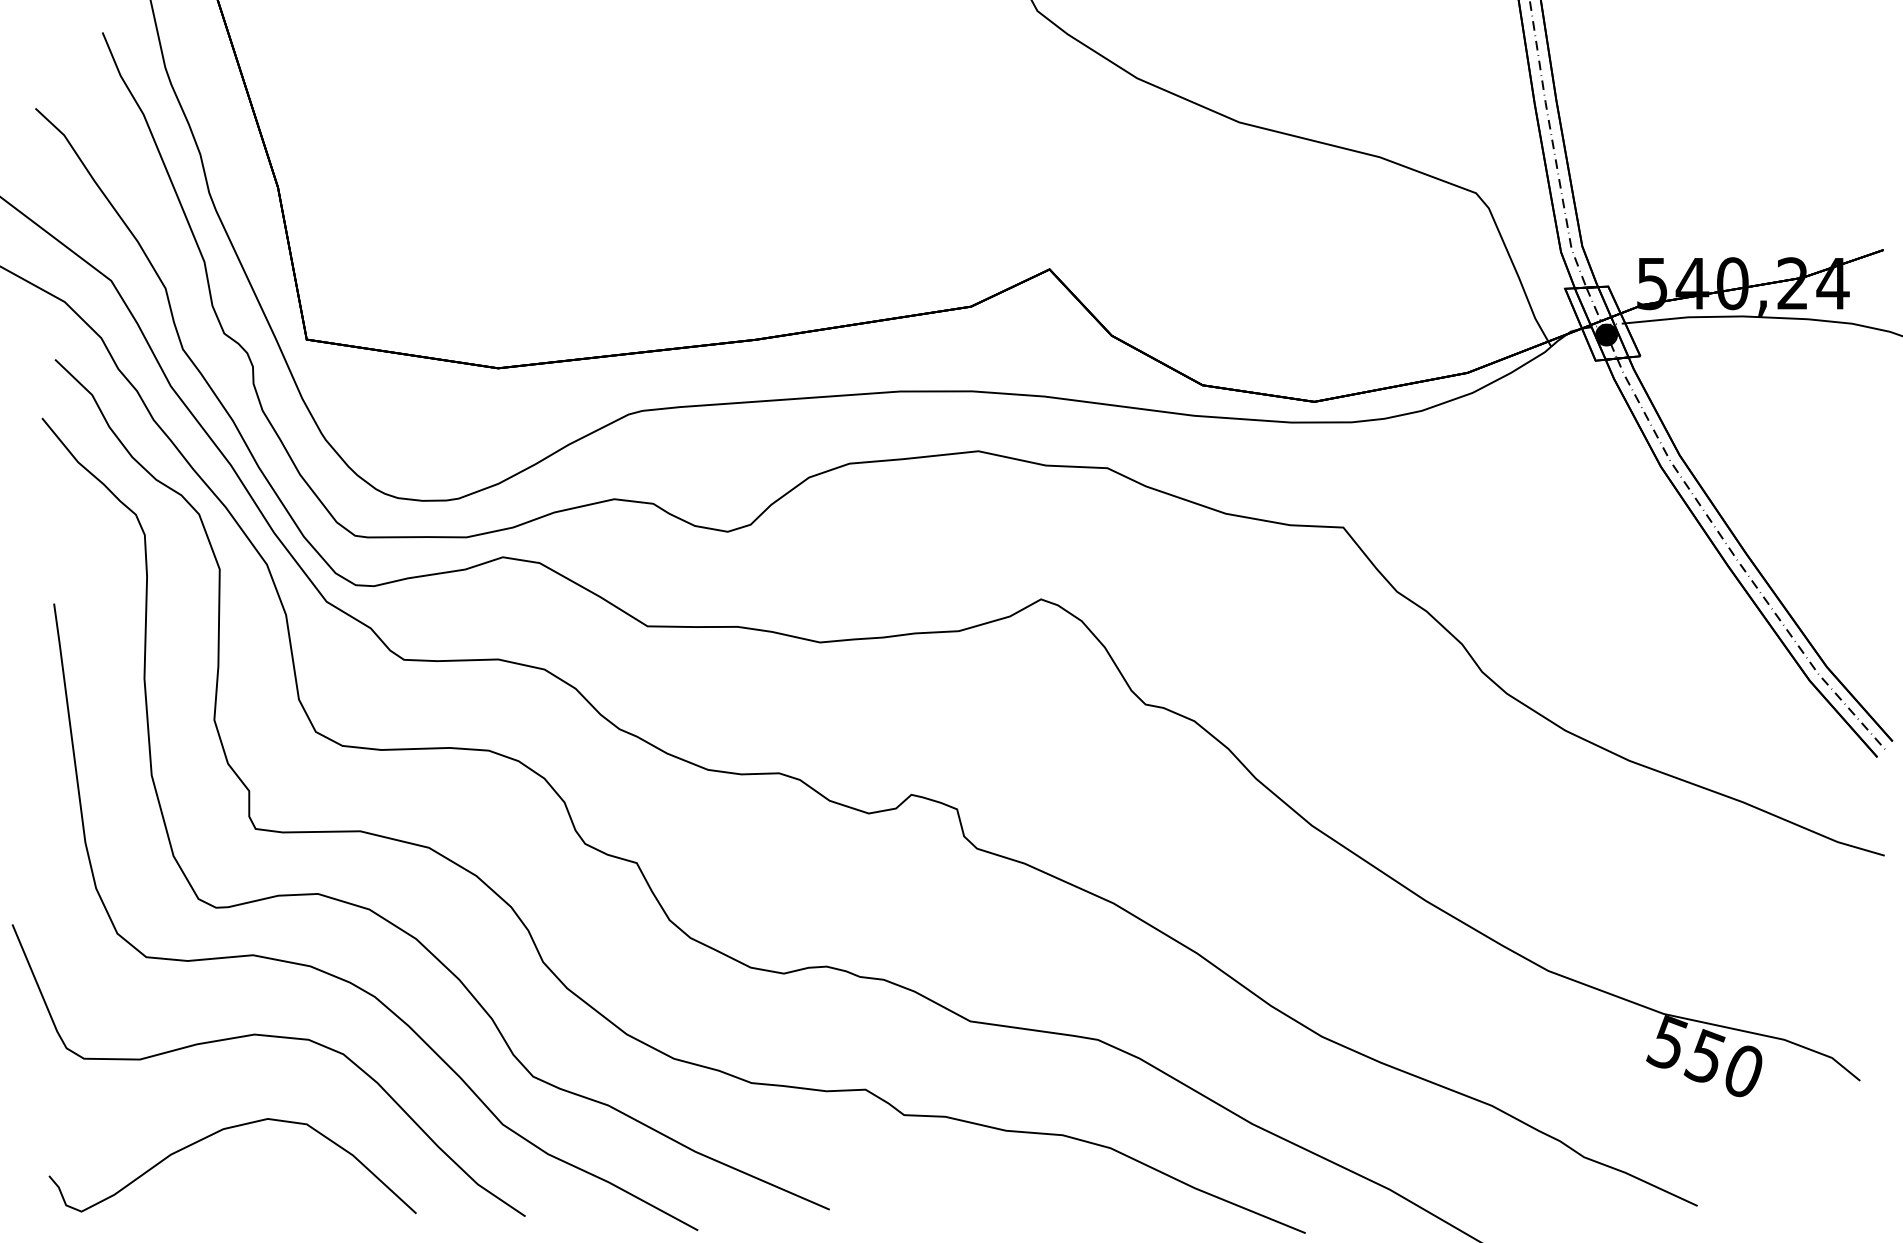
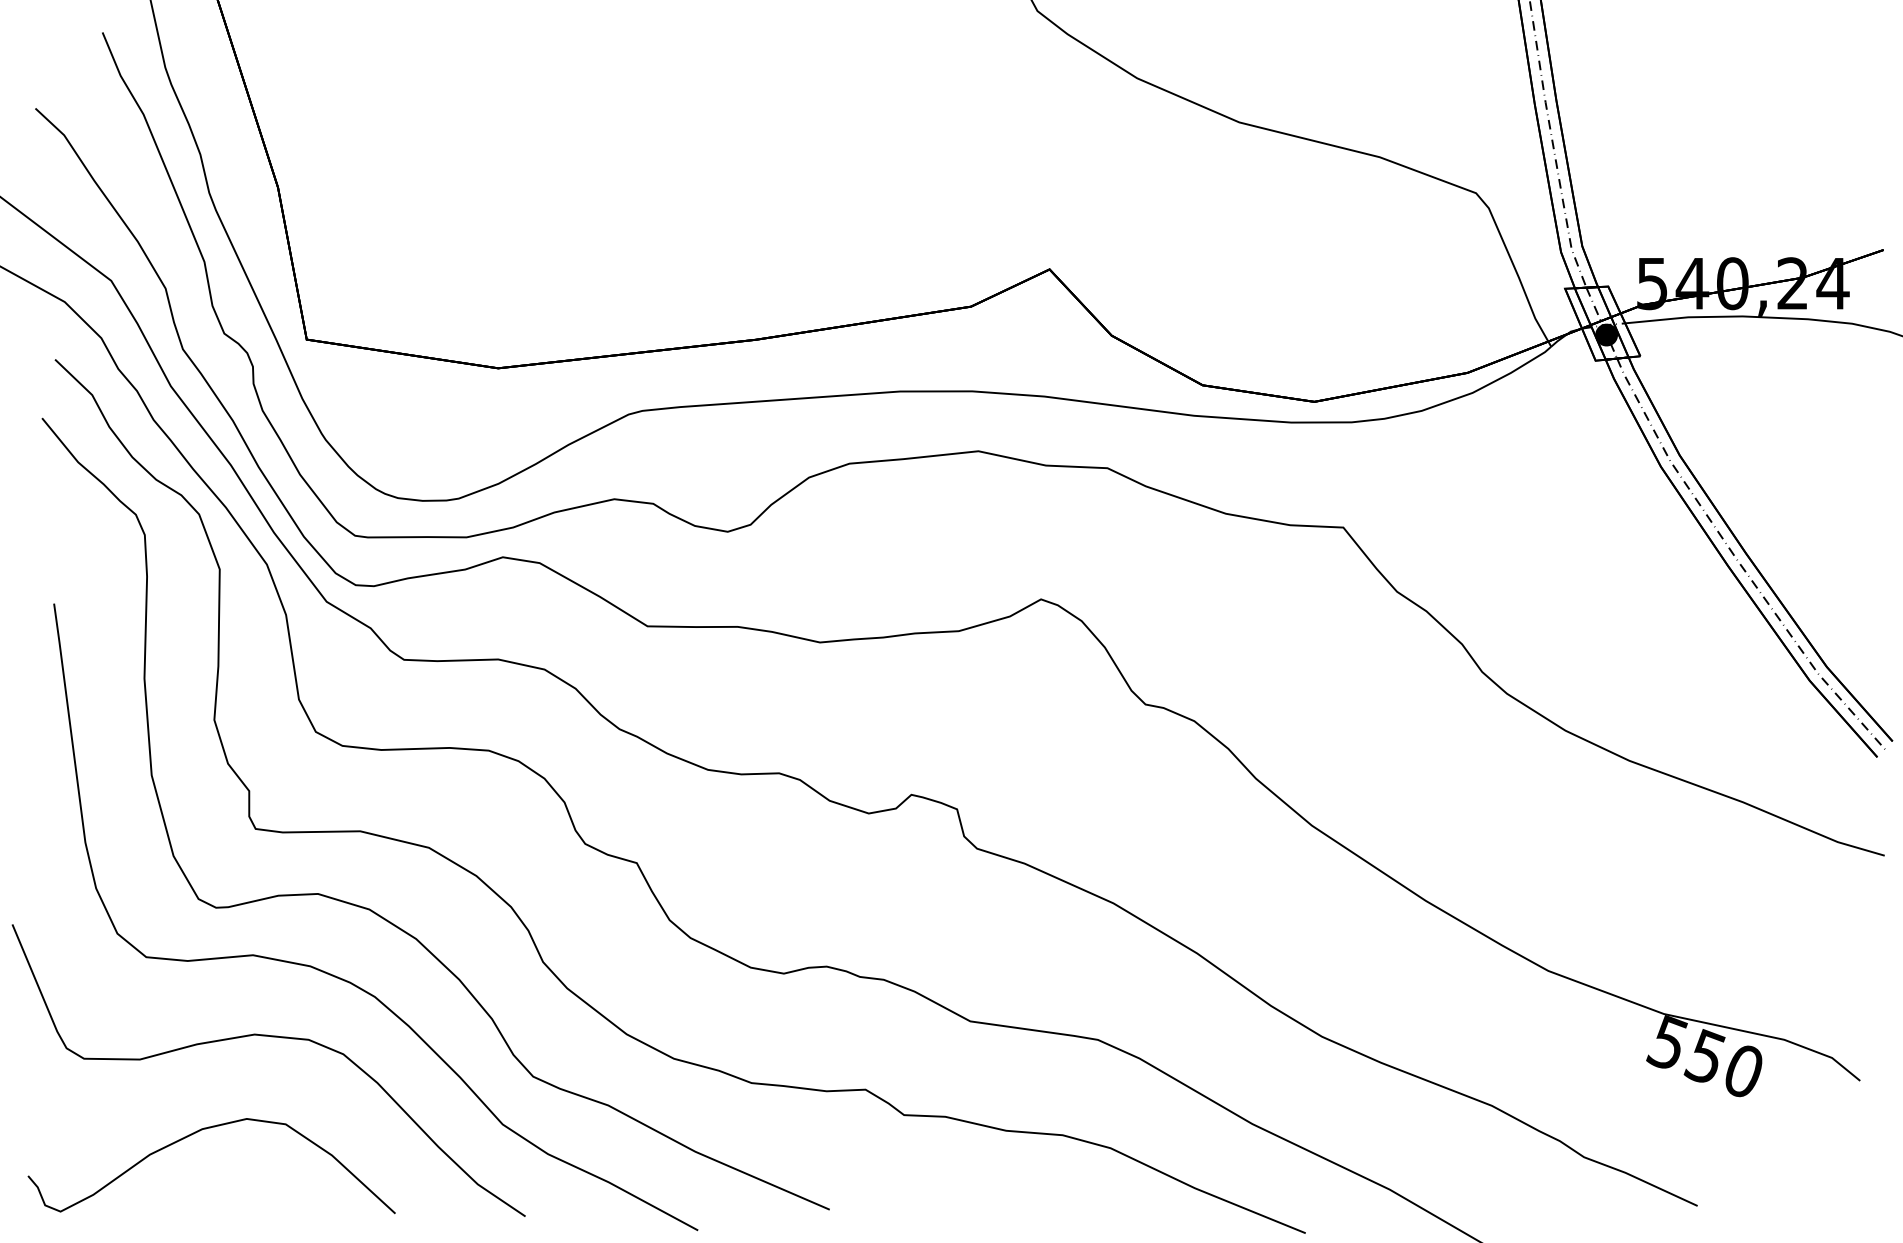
curve position: (219, 1132) -> (198, 1132) (198, 1132)
